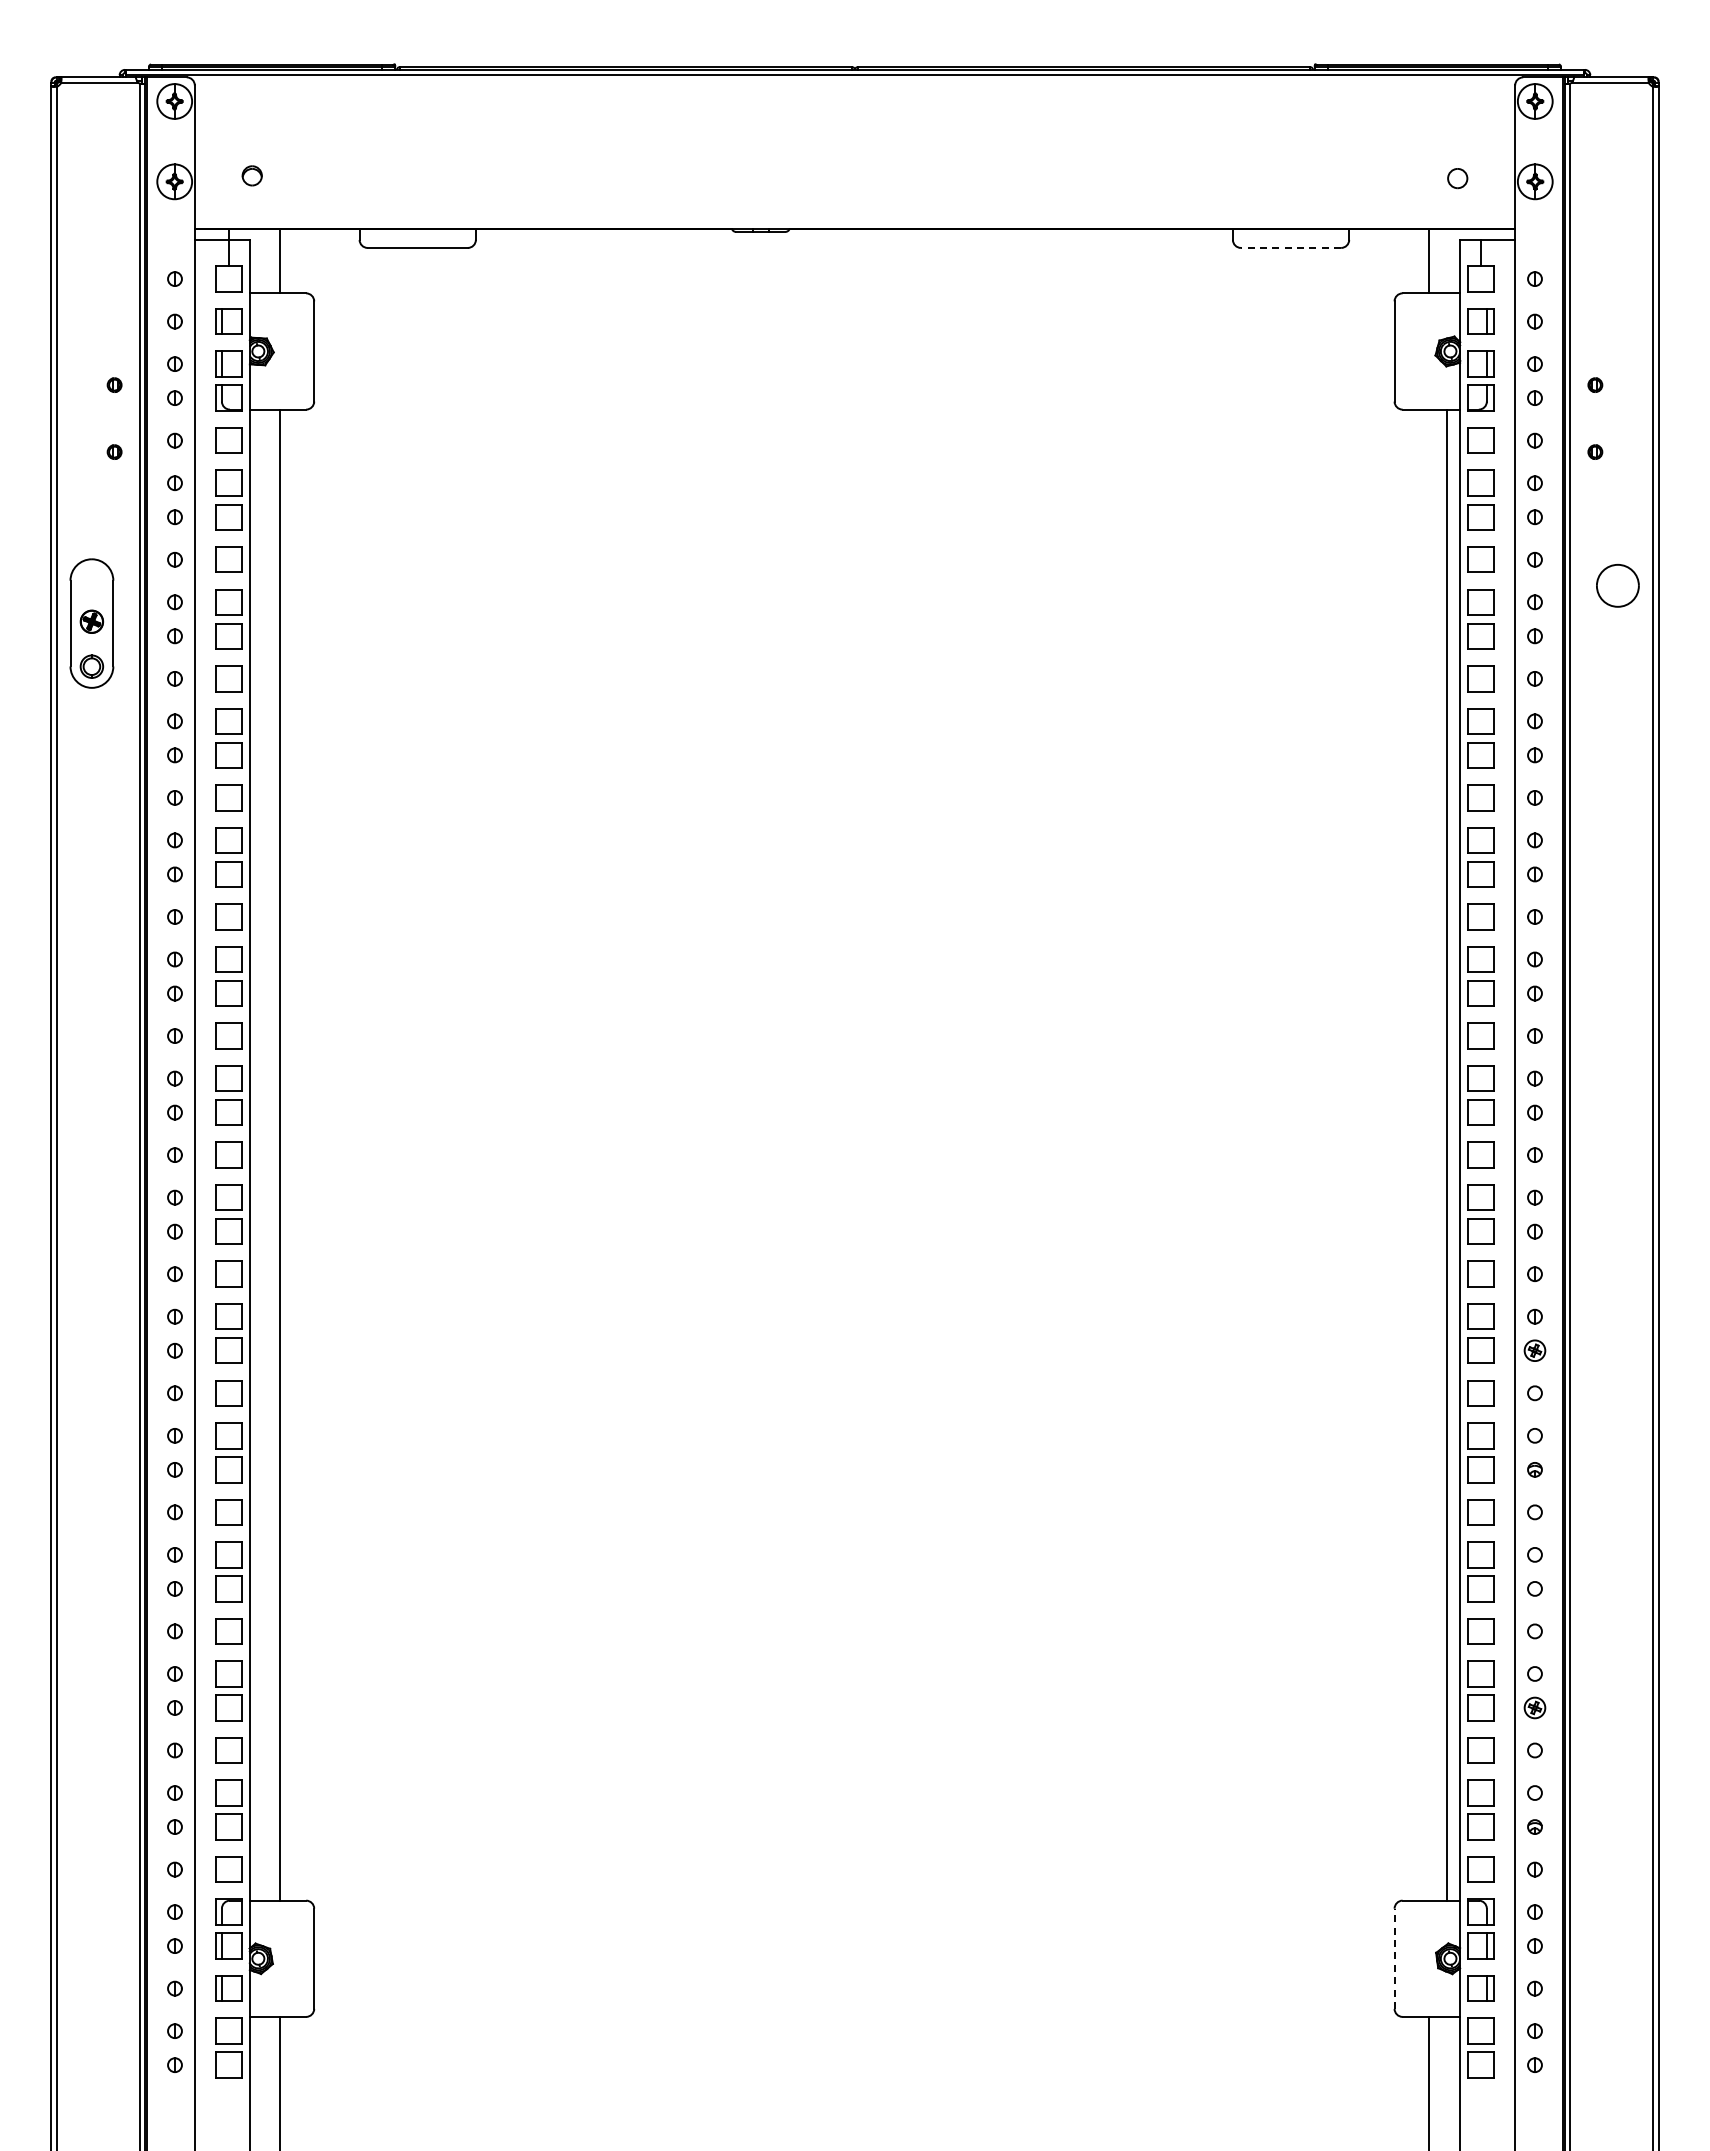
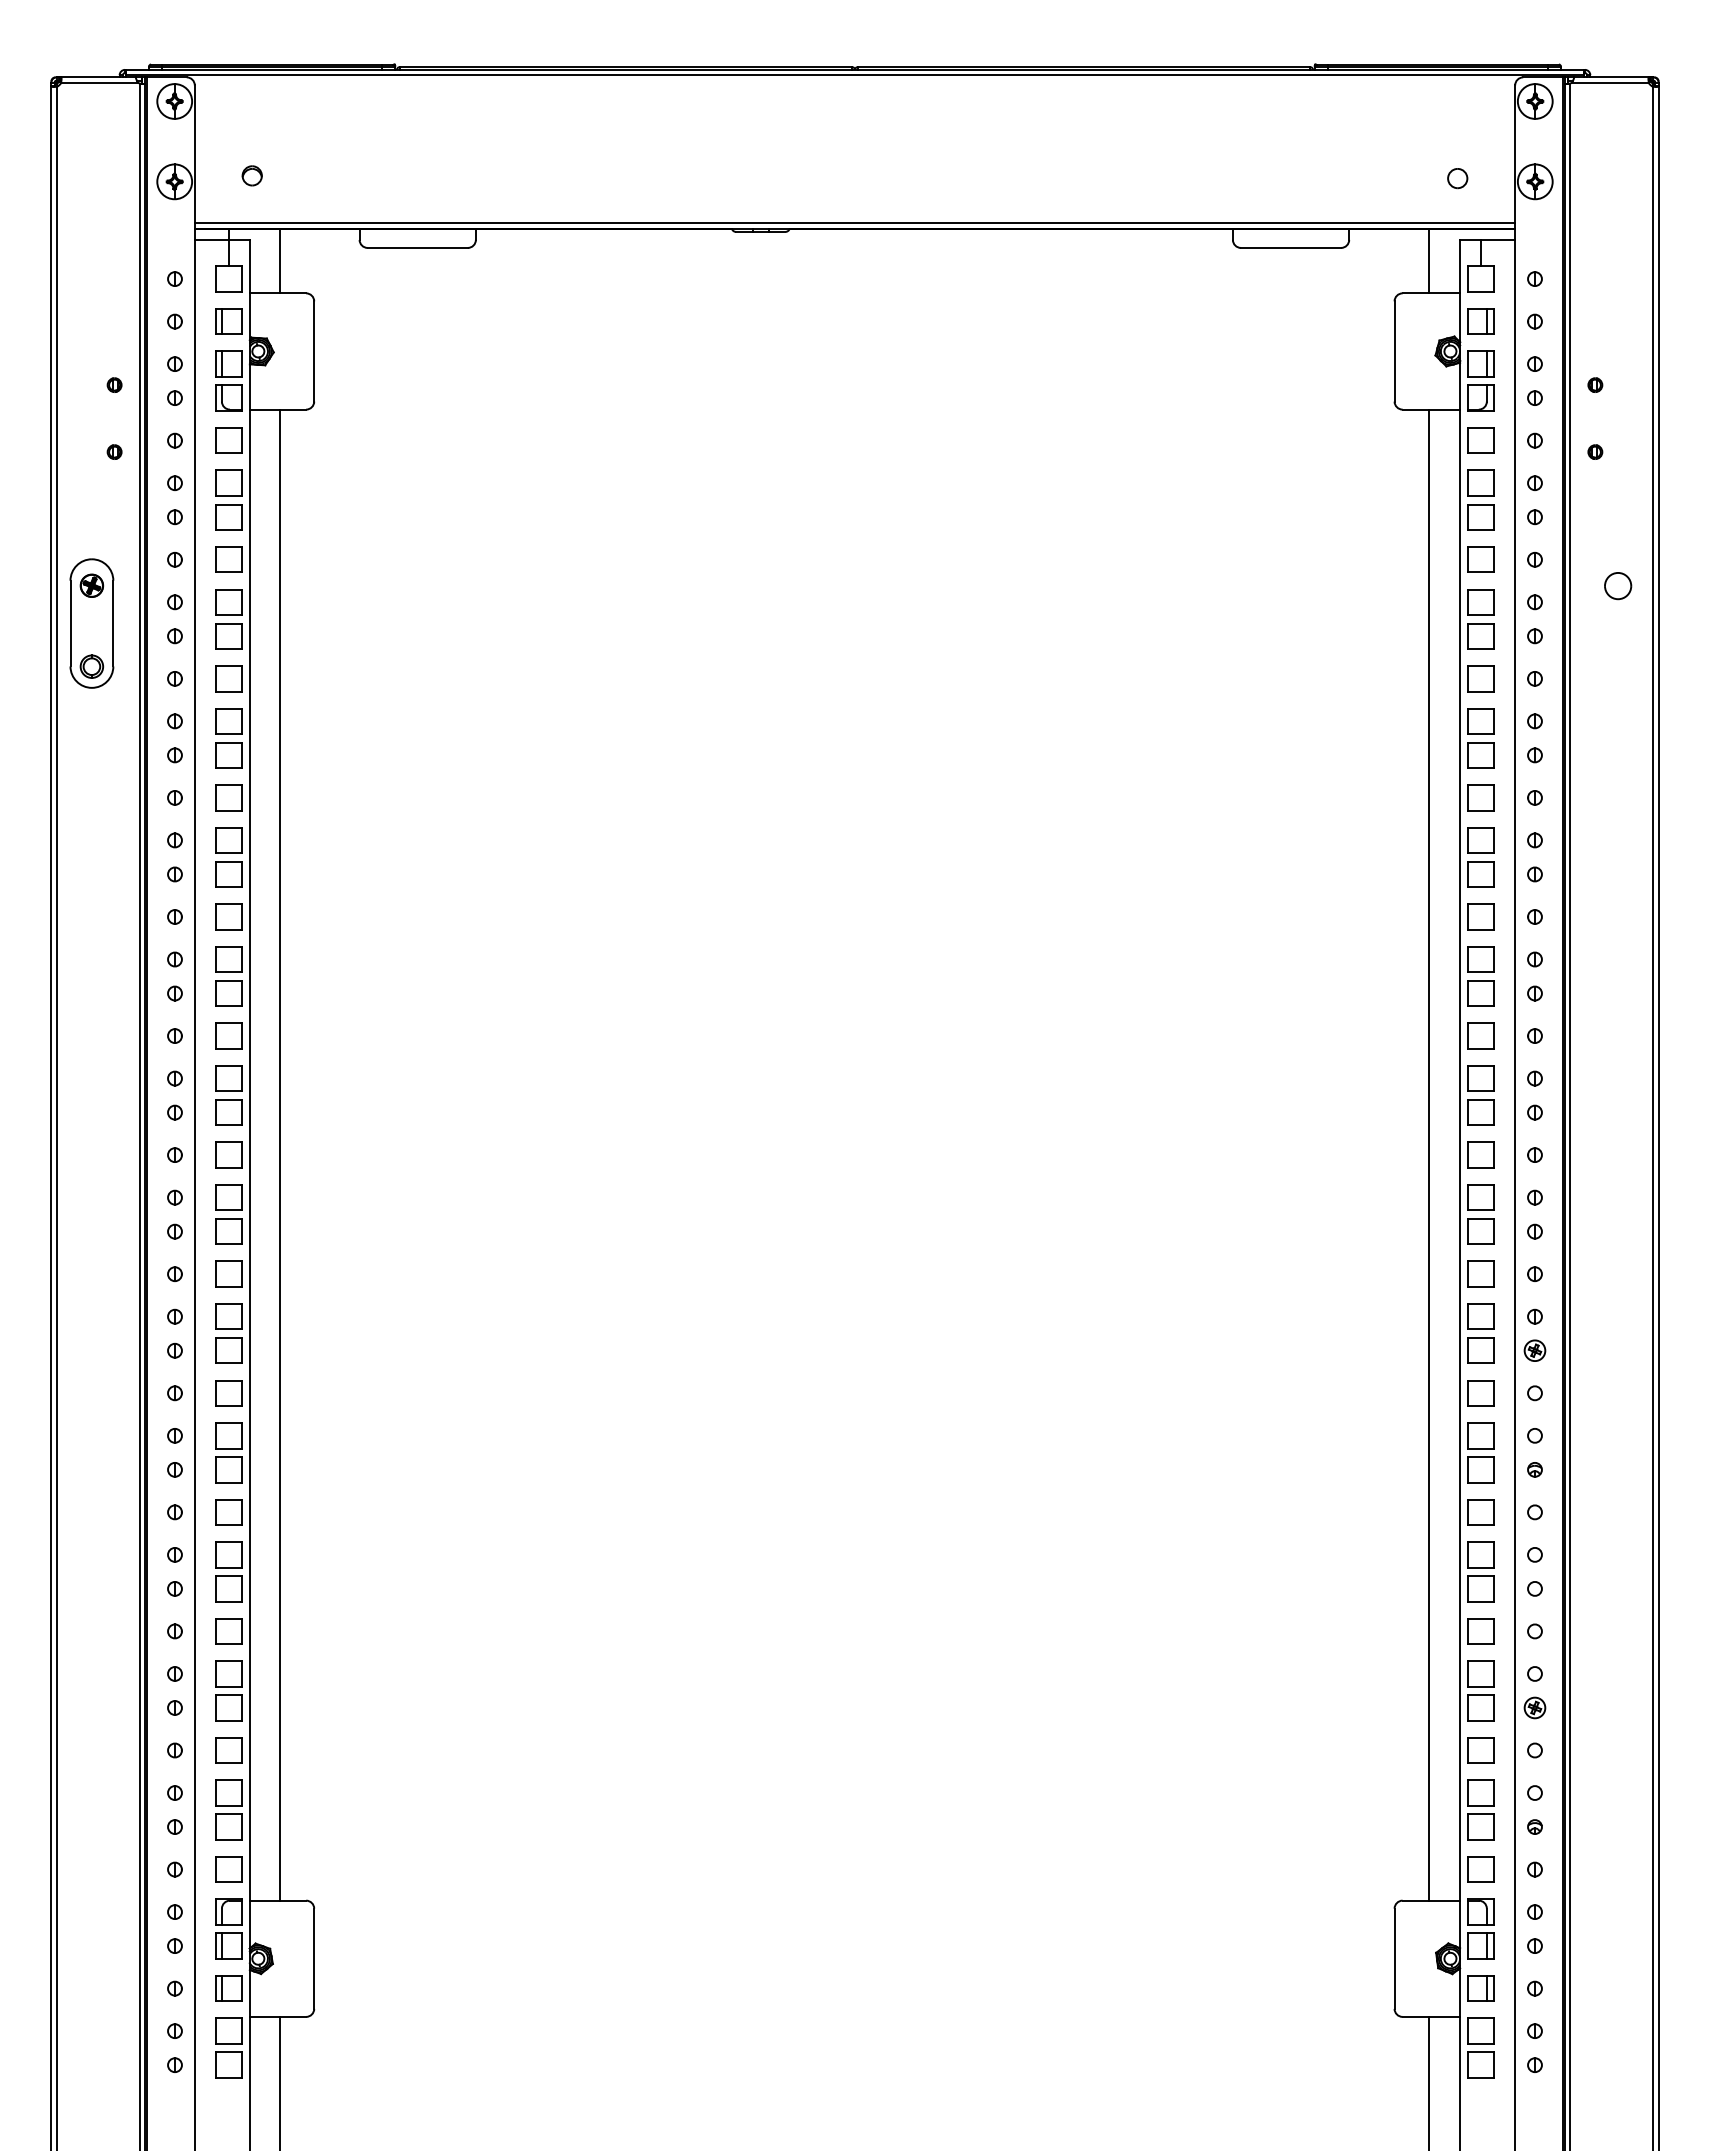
line: none -> present (854, 223)
line: dashed -> solid (1290, 247)
part size: 44x44 px -> 29x29 px (1618, 586)
part position: (91, 621) -> (91, 585) (91, 585)
line position: (1447, 1154) -> (1429, 1154) (1429, 1154)
line: dashed -> solid (1394, 1958)
